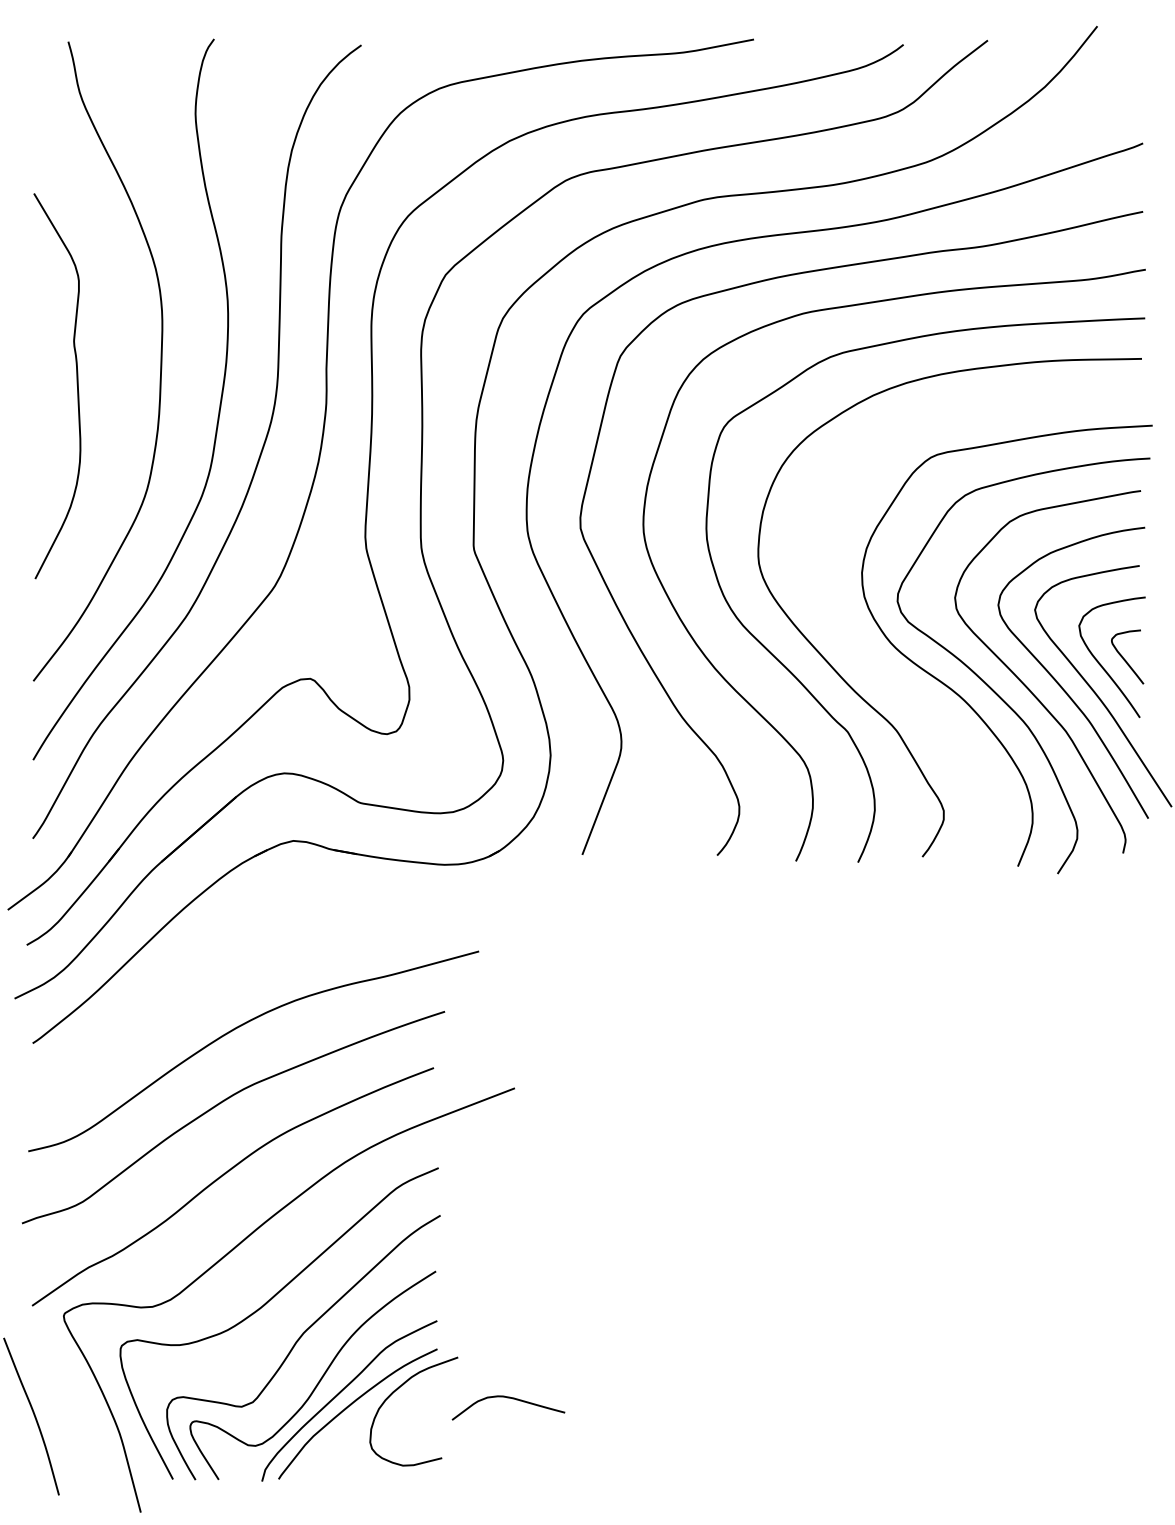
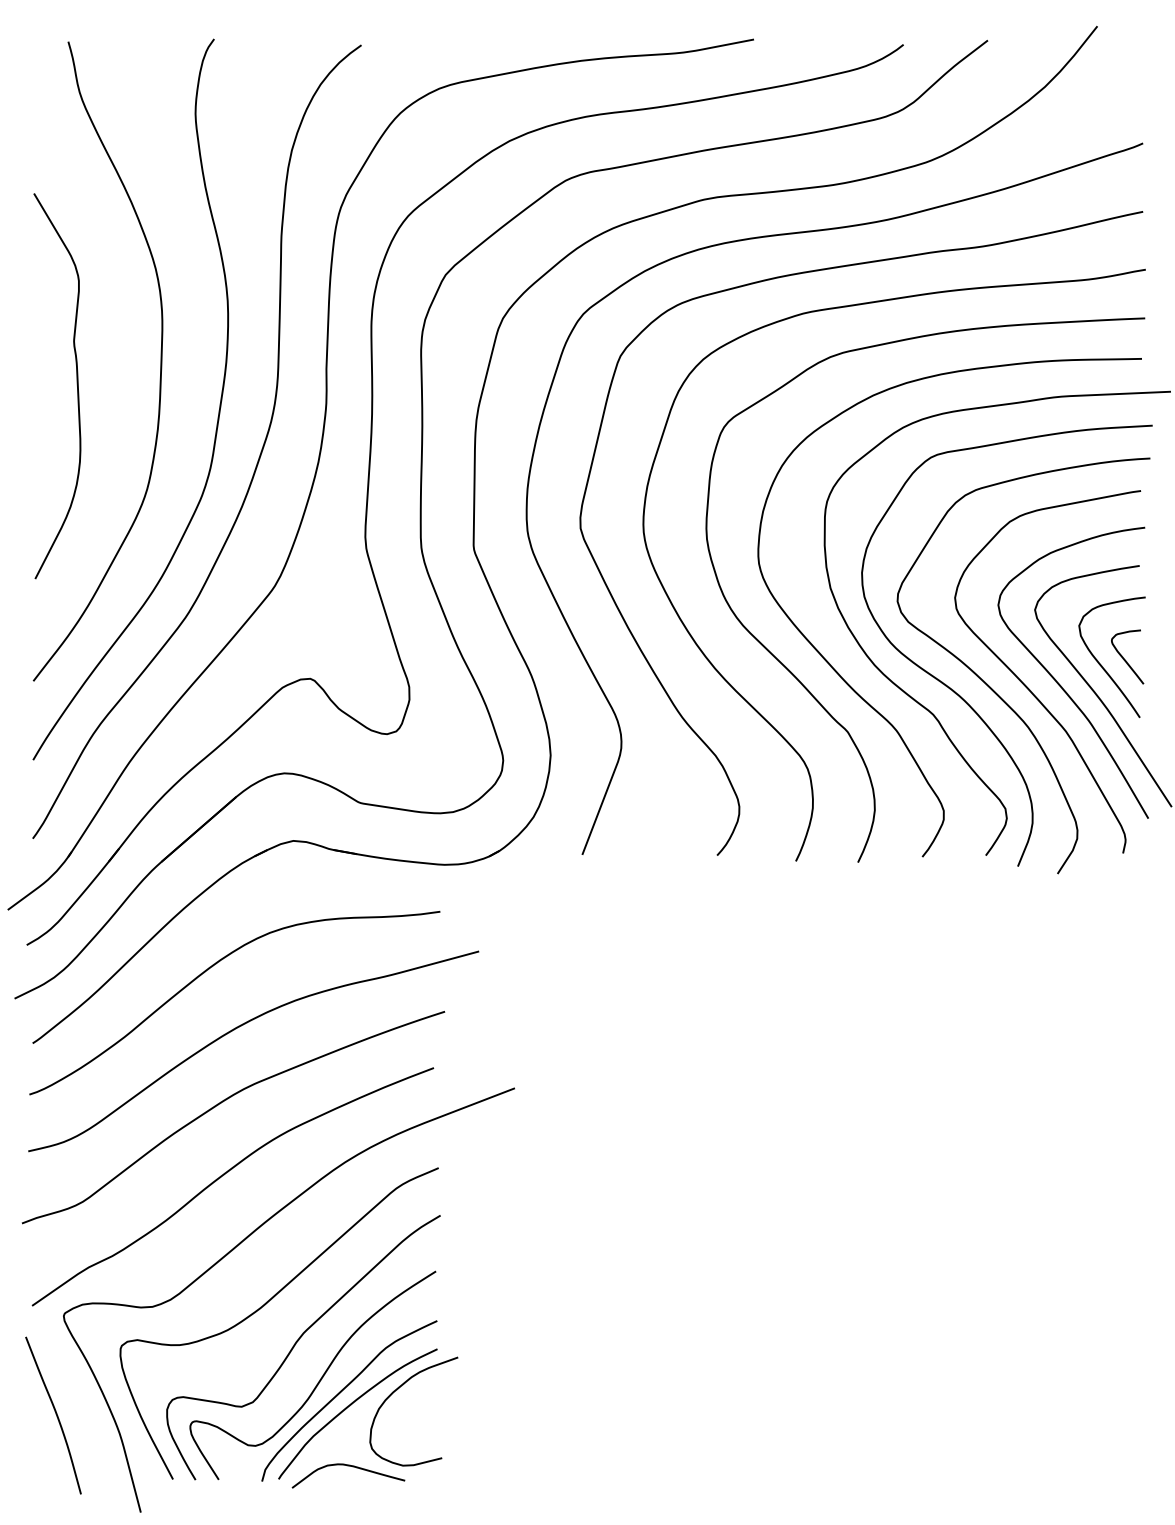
curve: none -> present (926, 707)
curve: none -> present (212, 967)
curve position: (512, 1399) -> (352, 1467) (352, 1467)
curve position: (33, 1415) -> (55, 1414) (55, 1414)
